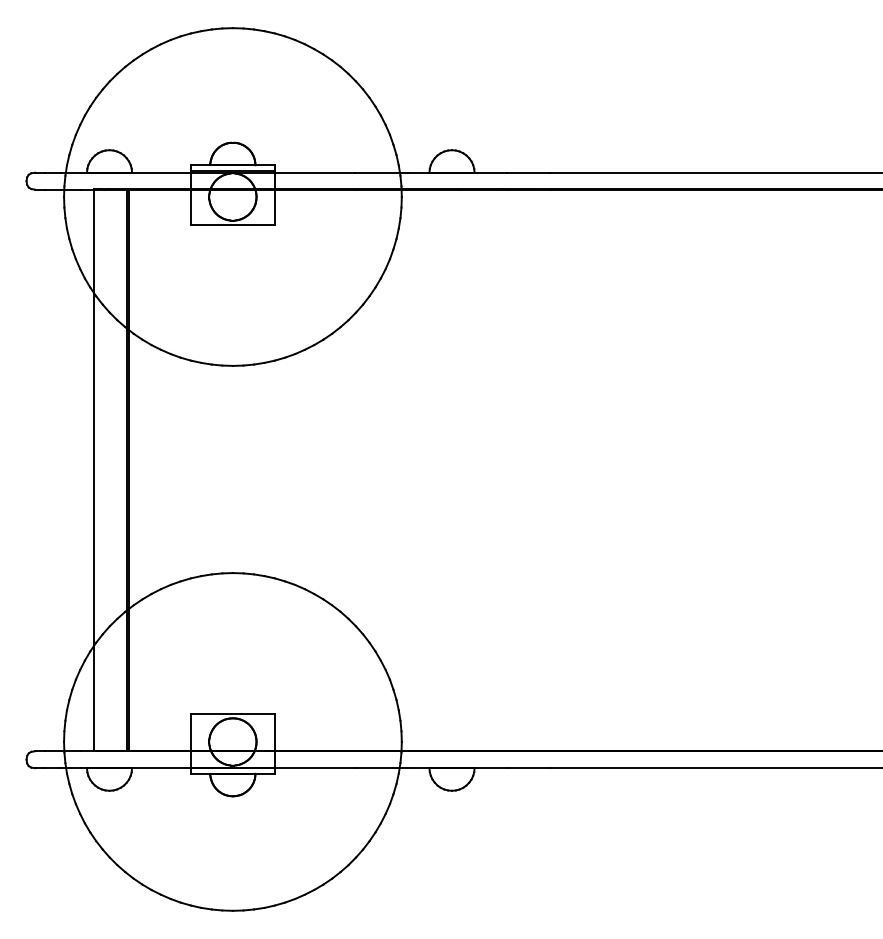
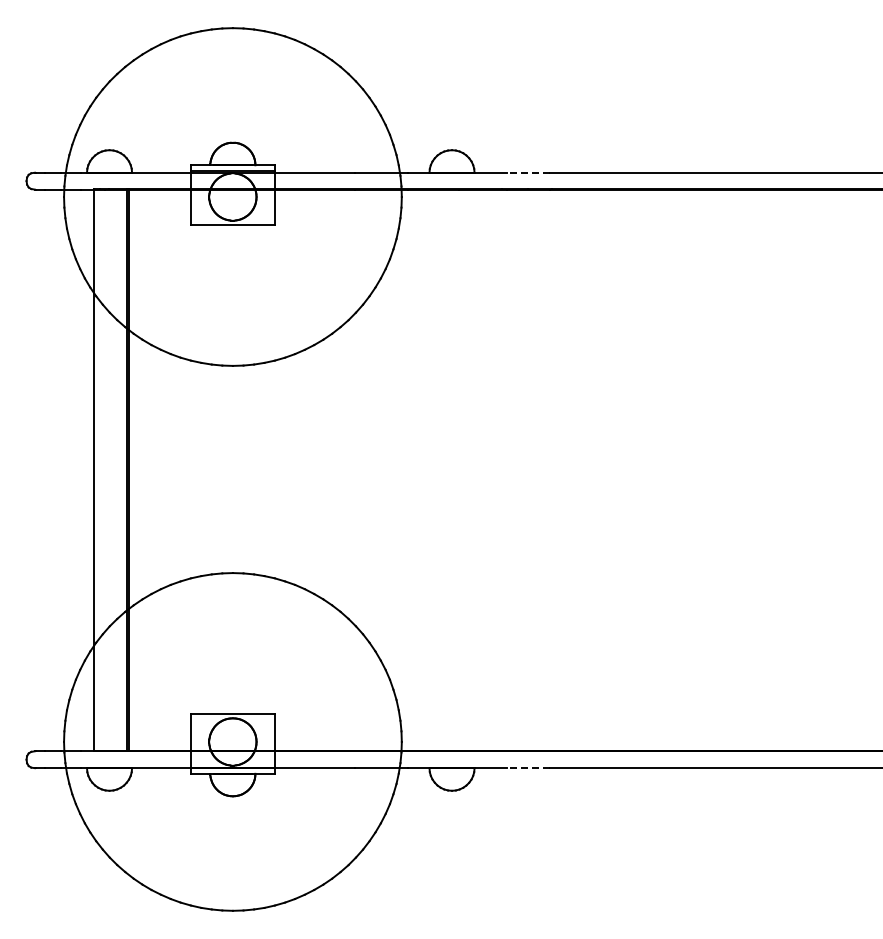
line: solid -> dashed (528, 172)
line: solid -> dashed (528, 768)
